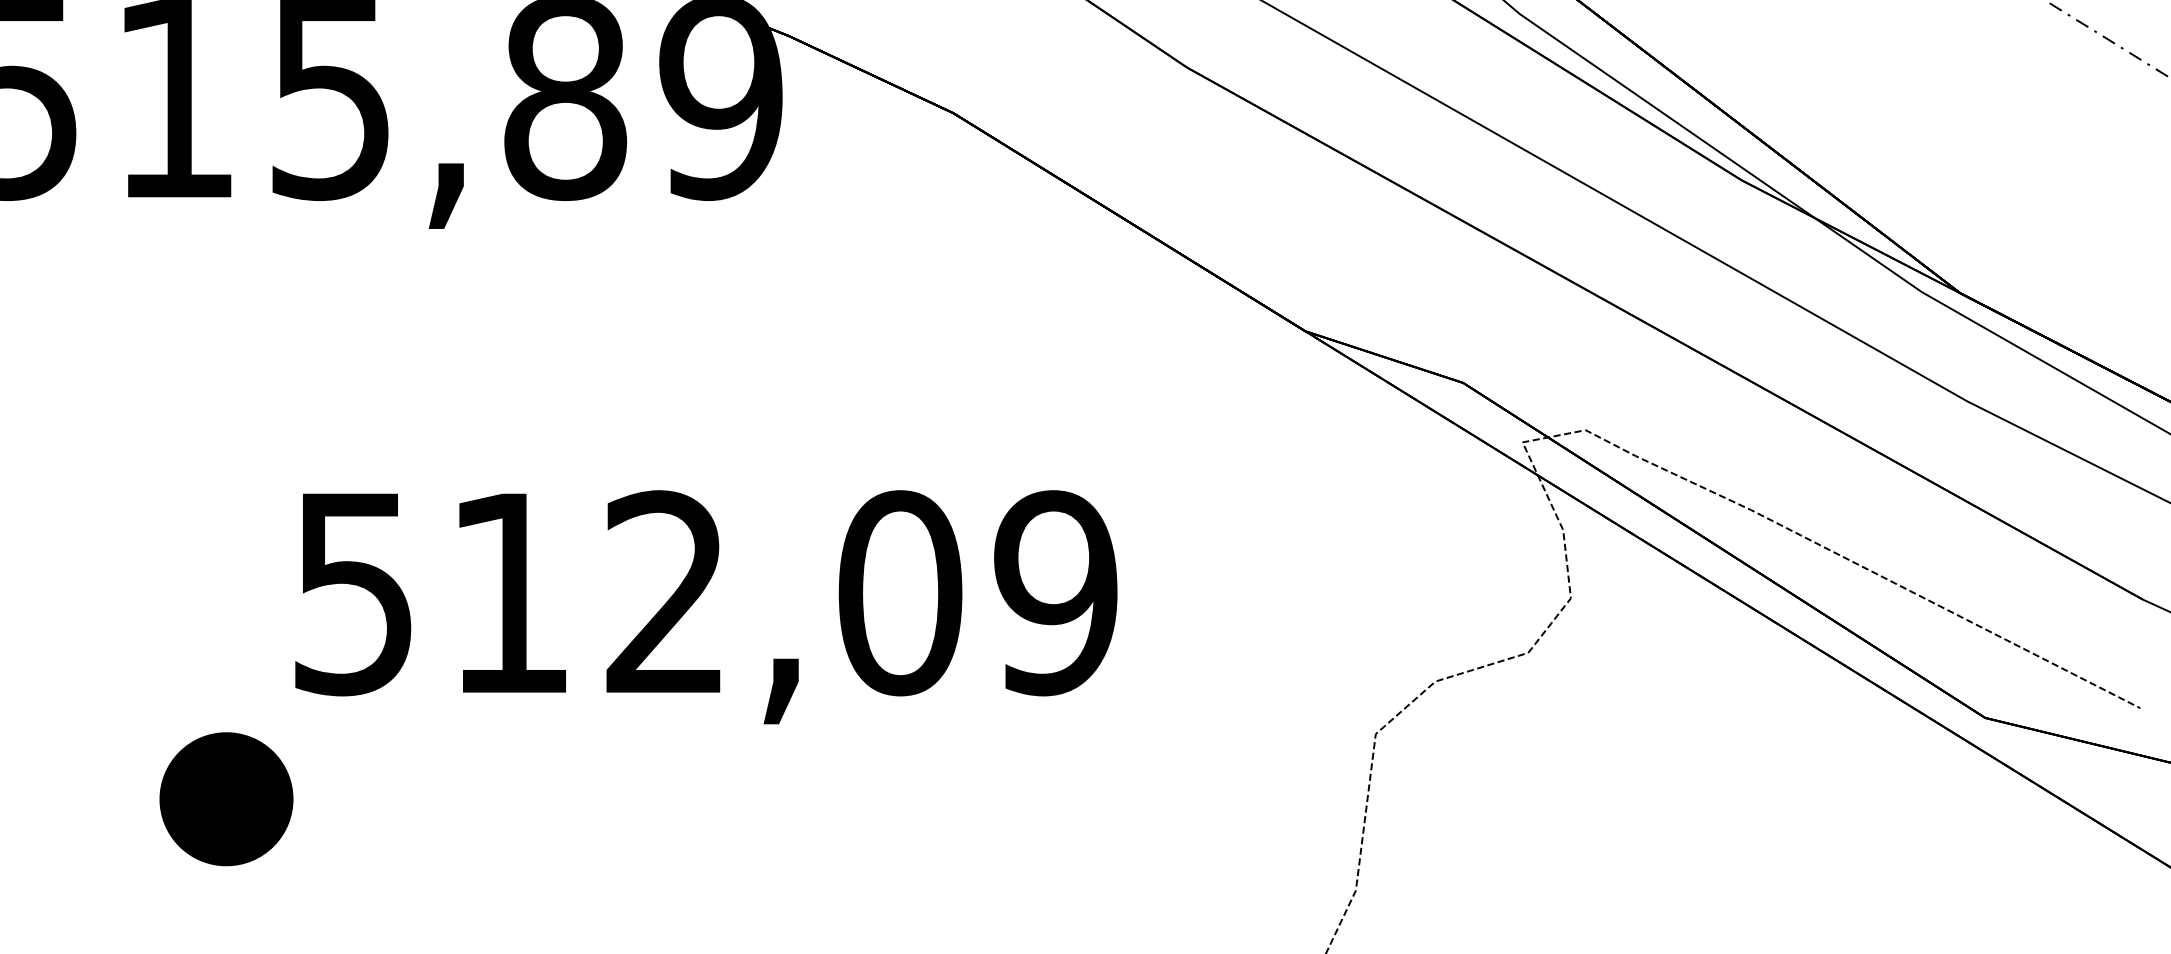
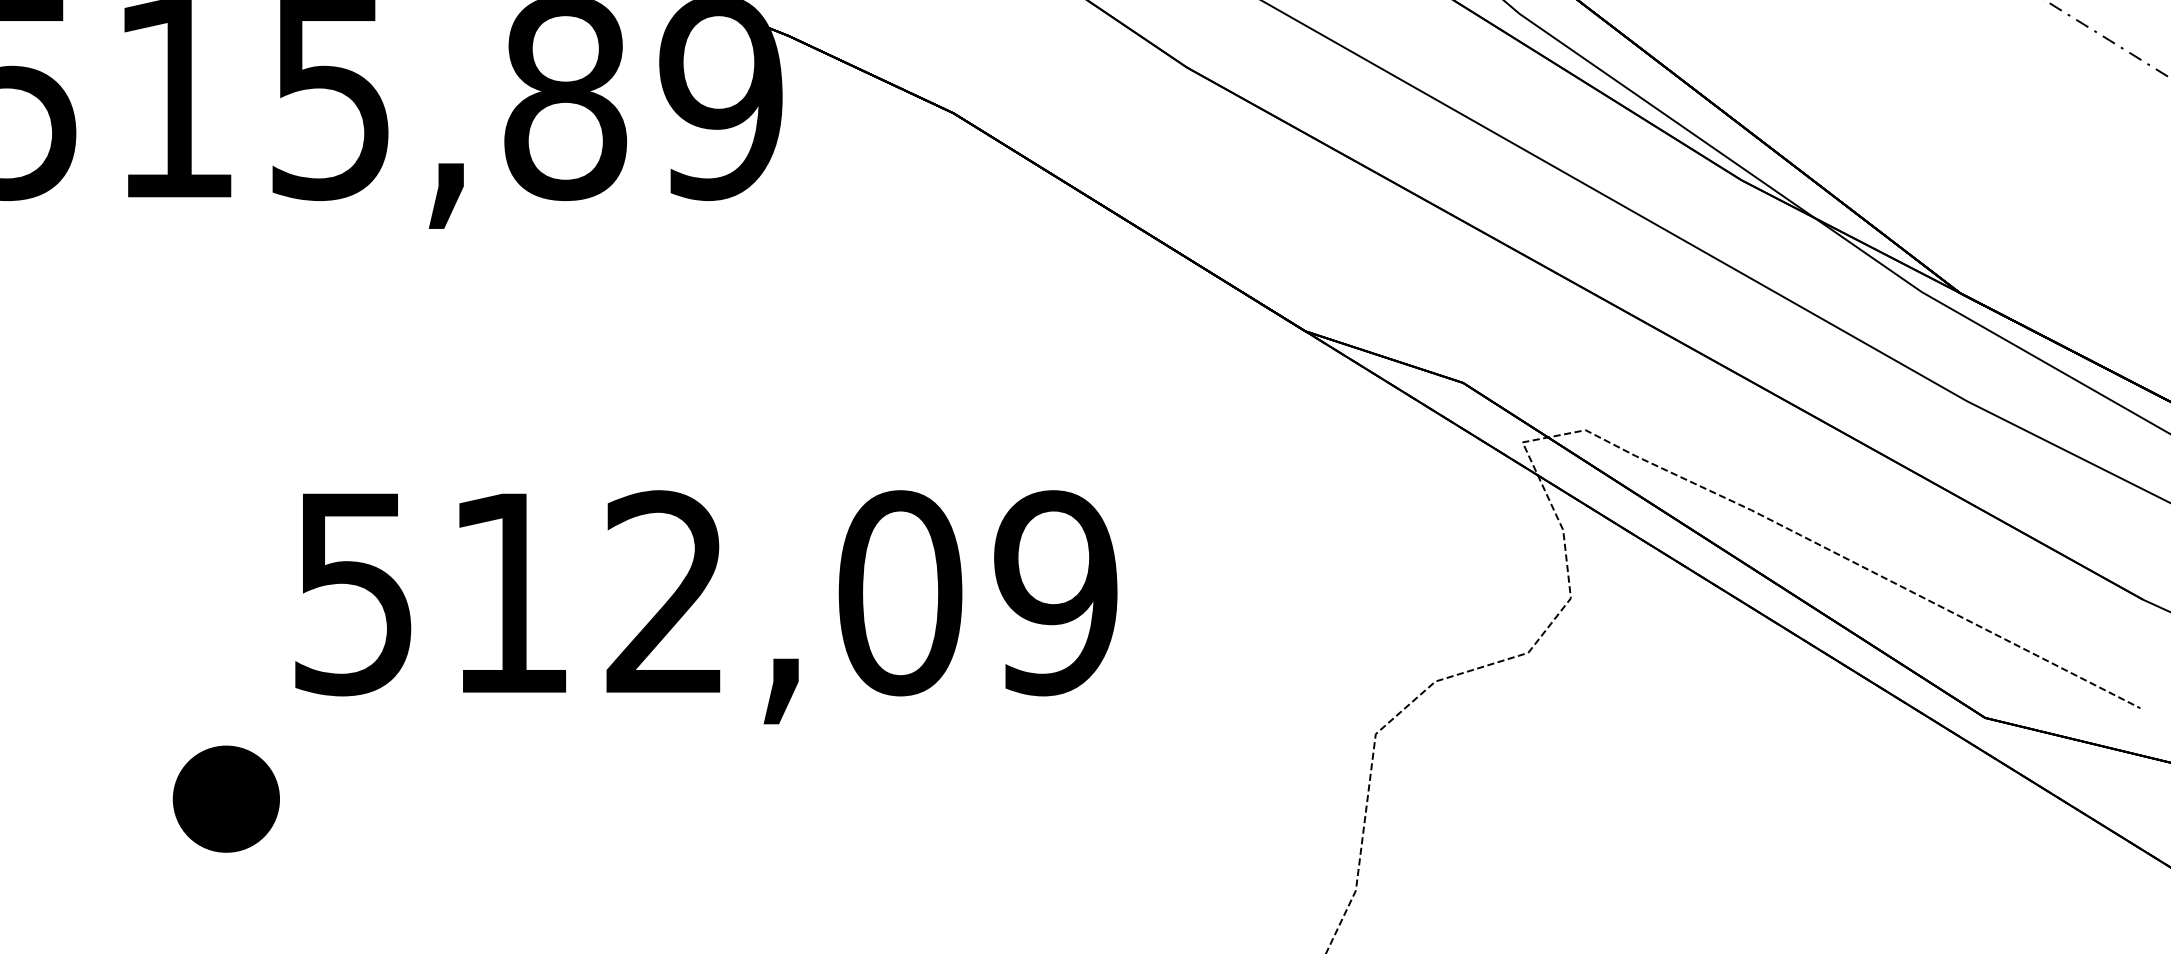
part size: 135x135 px -> 108x108 px (225, 798)
